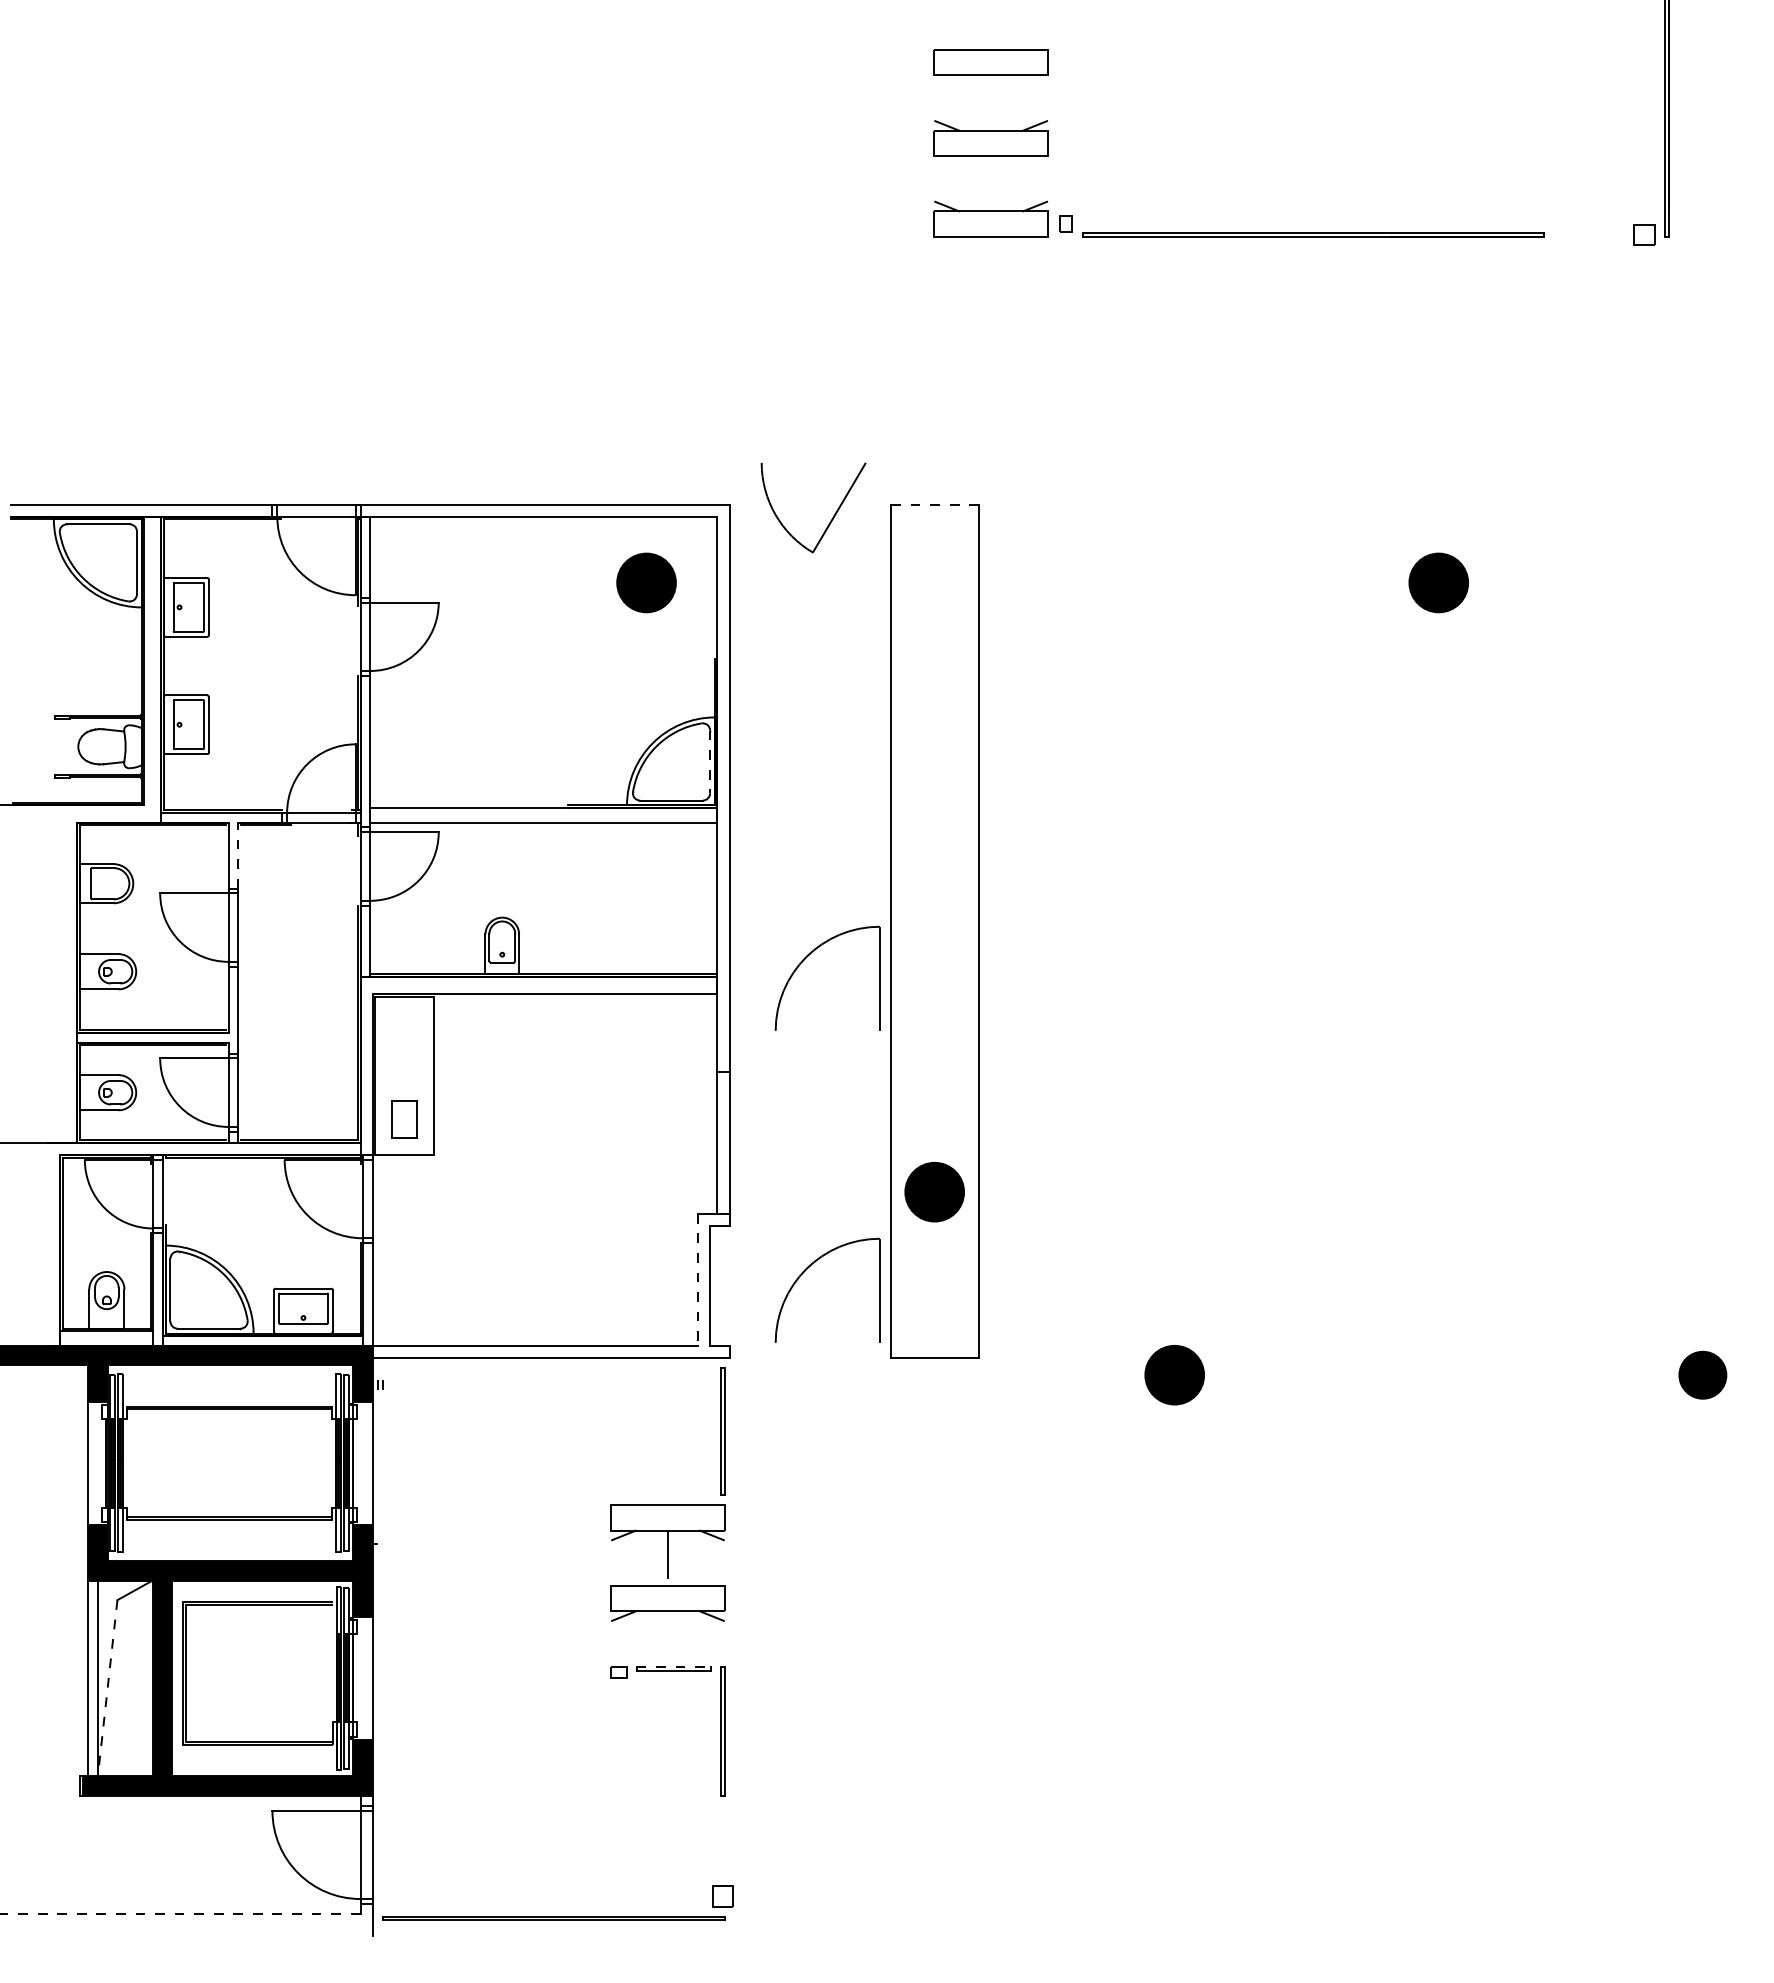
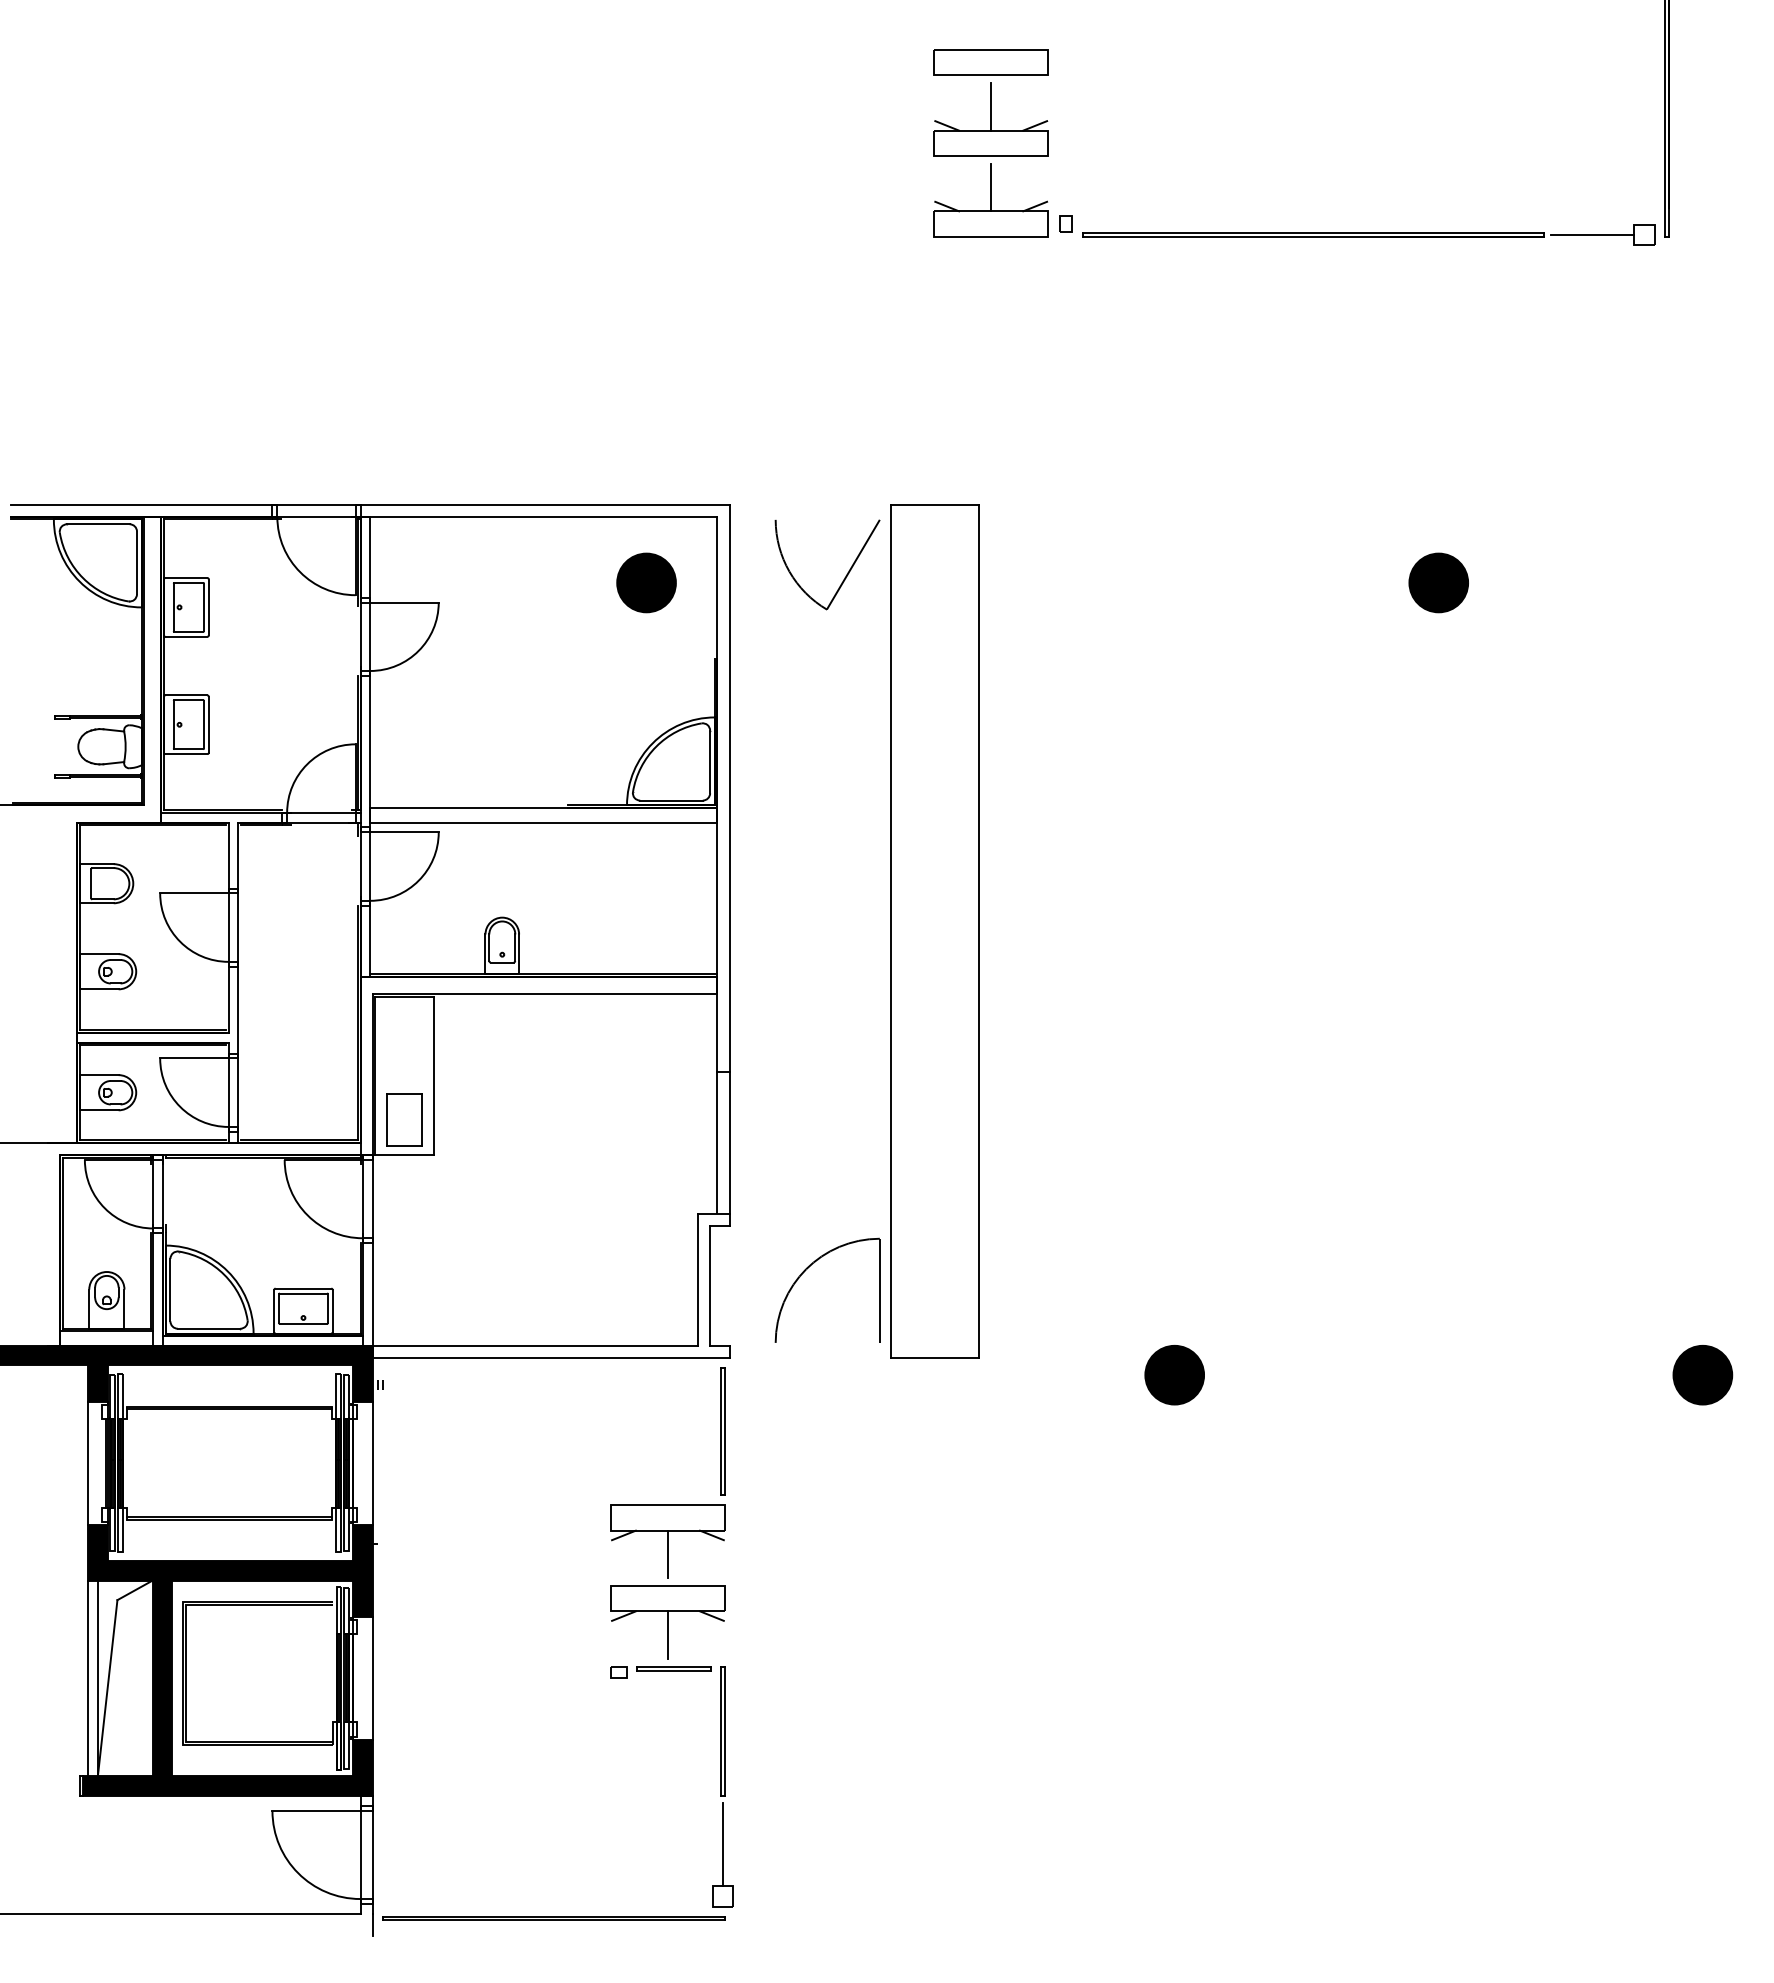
line: none -> present (991, 106)
line: none -> present (991, 187)
line: none -> present (1592, 234)
line: dashed -> solid (935, 504)
part position: (831, 518) -> (845, 575) (845, 575)
line: dashed -> solid (710, 762)
line: dashed -> solid (238, 855)
part: present -> none (807, 957)
part size: 27x39 px -> 37x54 px (404, 1119)
part: present -> none (934, 1192)
line: dashed -> solid (697, 1279)
part size: 50x50 px -> 62x61 px (1702, 1375)
line: none -> present (667, 1634)
line: dashed -> solid (674, 1666)
line: dashed -> solid (107, 1688)
line: none -> present (722, 1844)
line: dashed -> solid (180, 1914)
